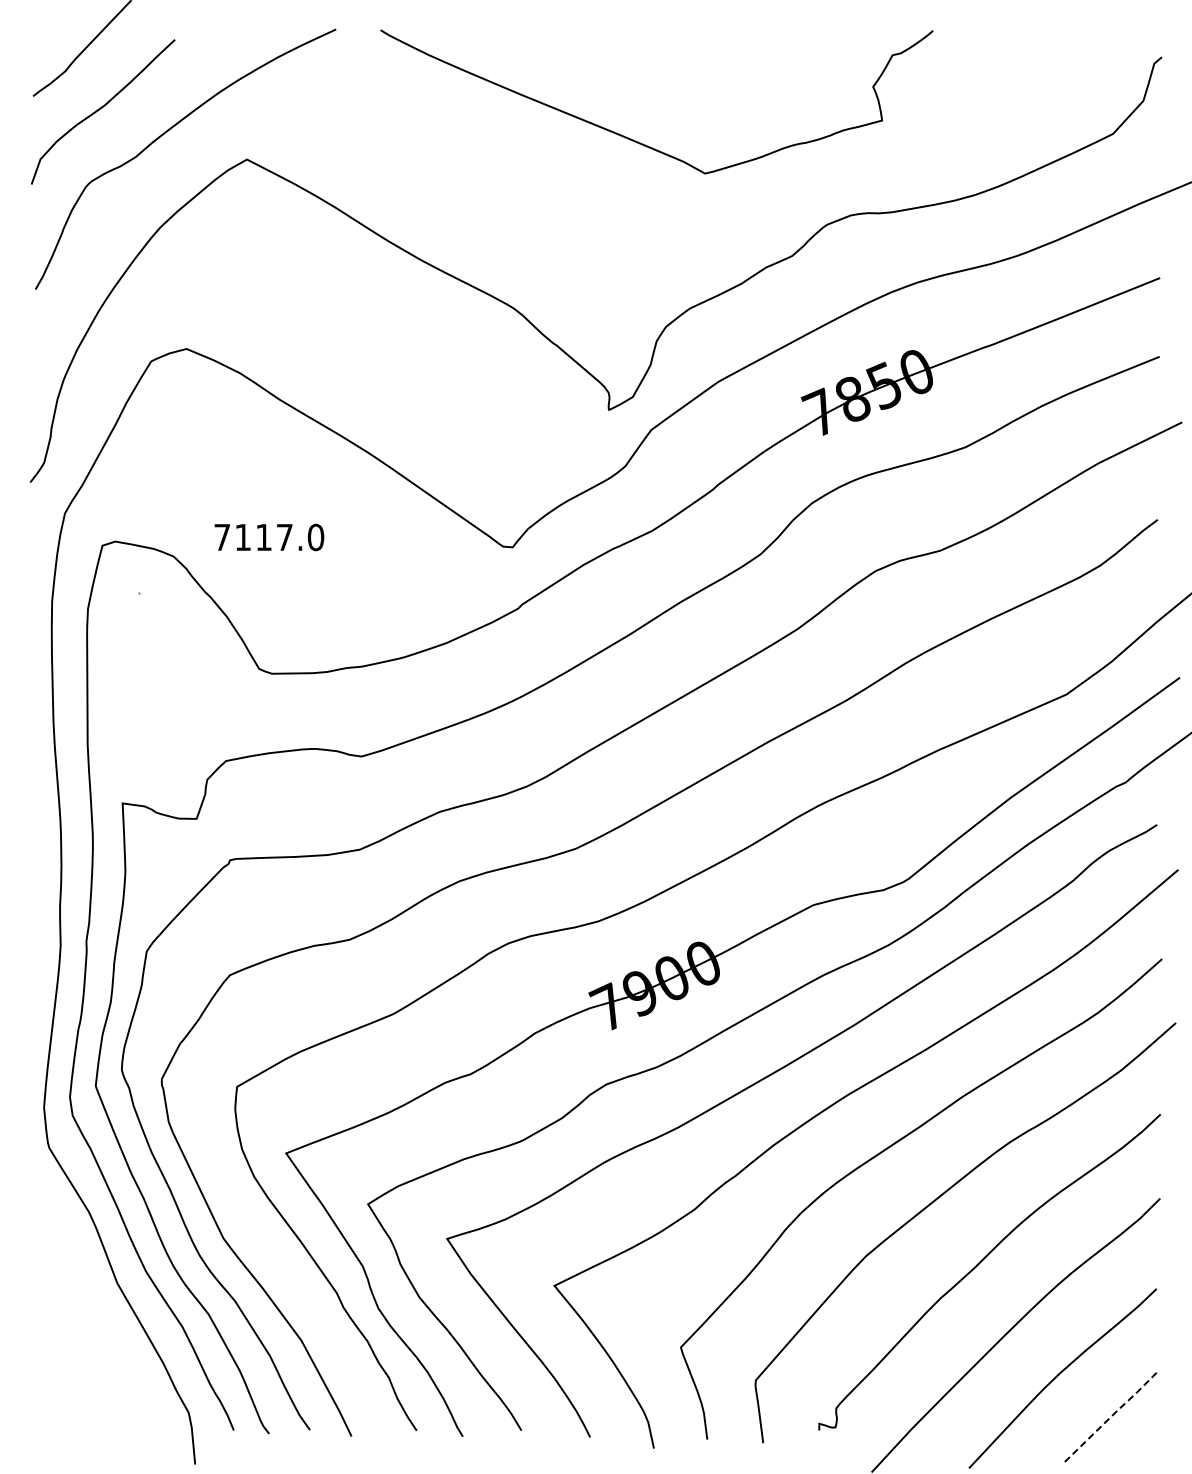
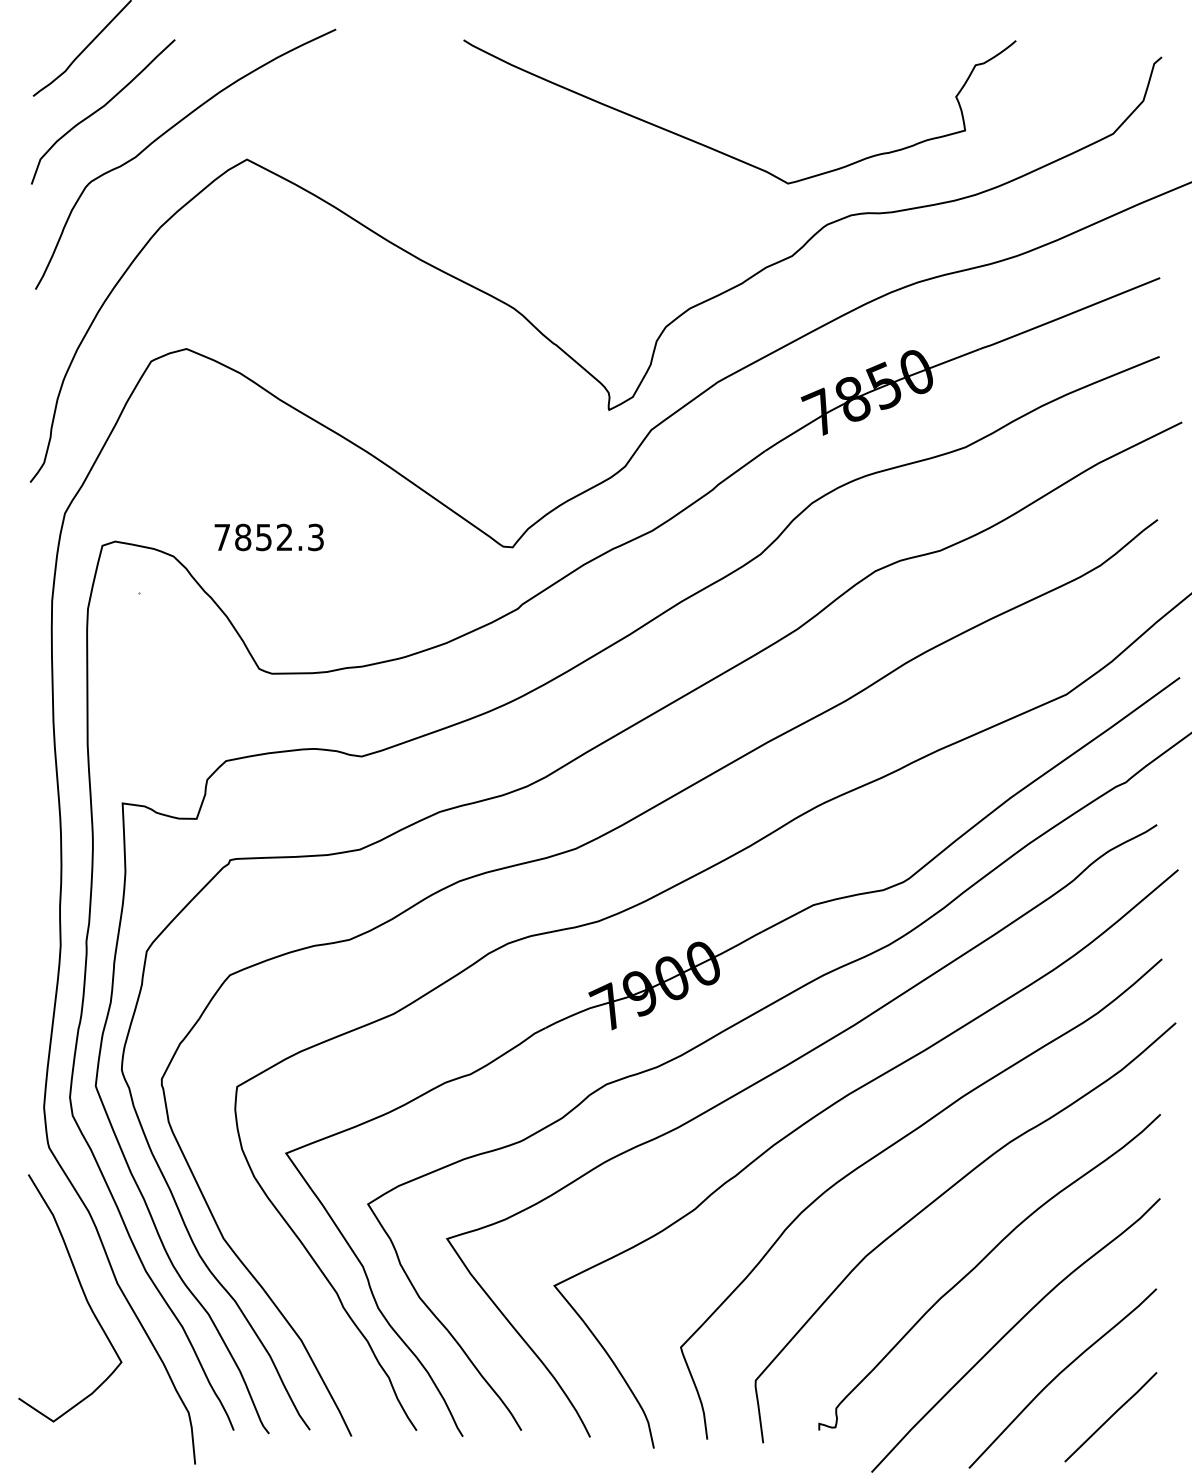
curve position: (638, 141) -> (721, 151) (721, 151)
text: 7117.0 -> 7852.3 (279, 537)
curve: none -> present (82, 1292)
line: dashed -> solid (1112, 1416)
